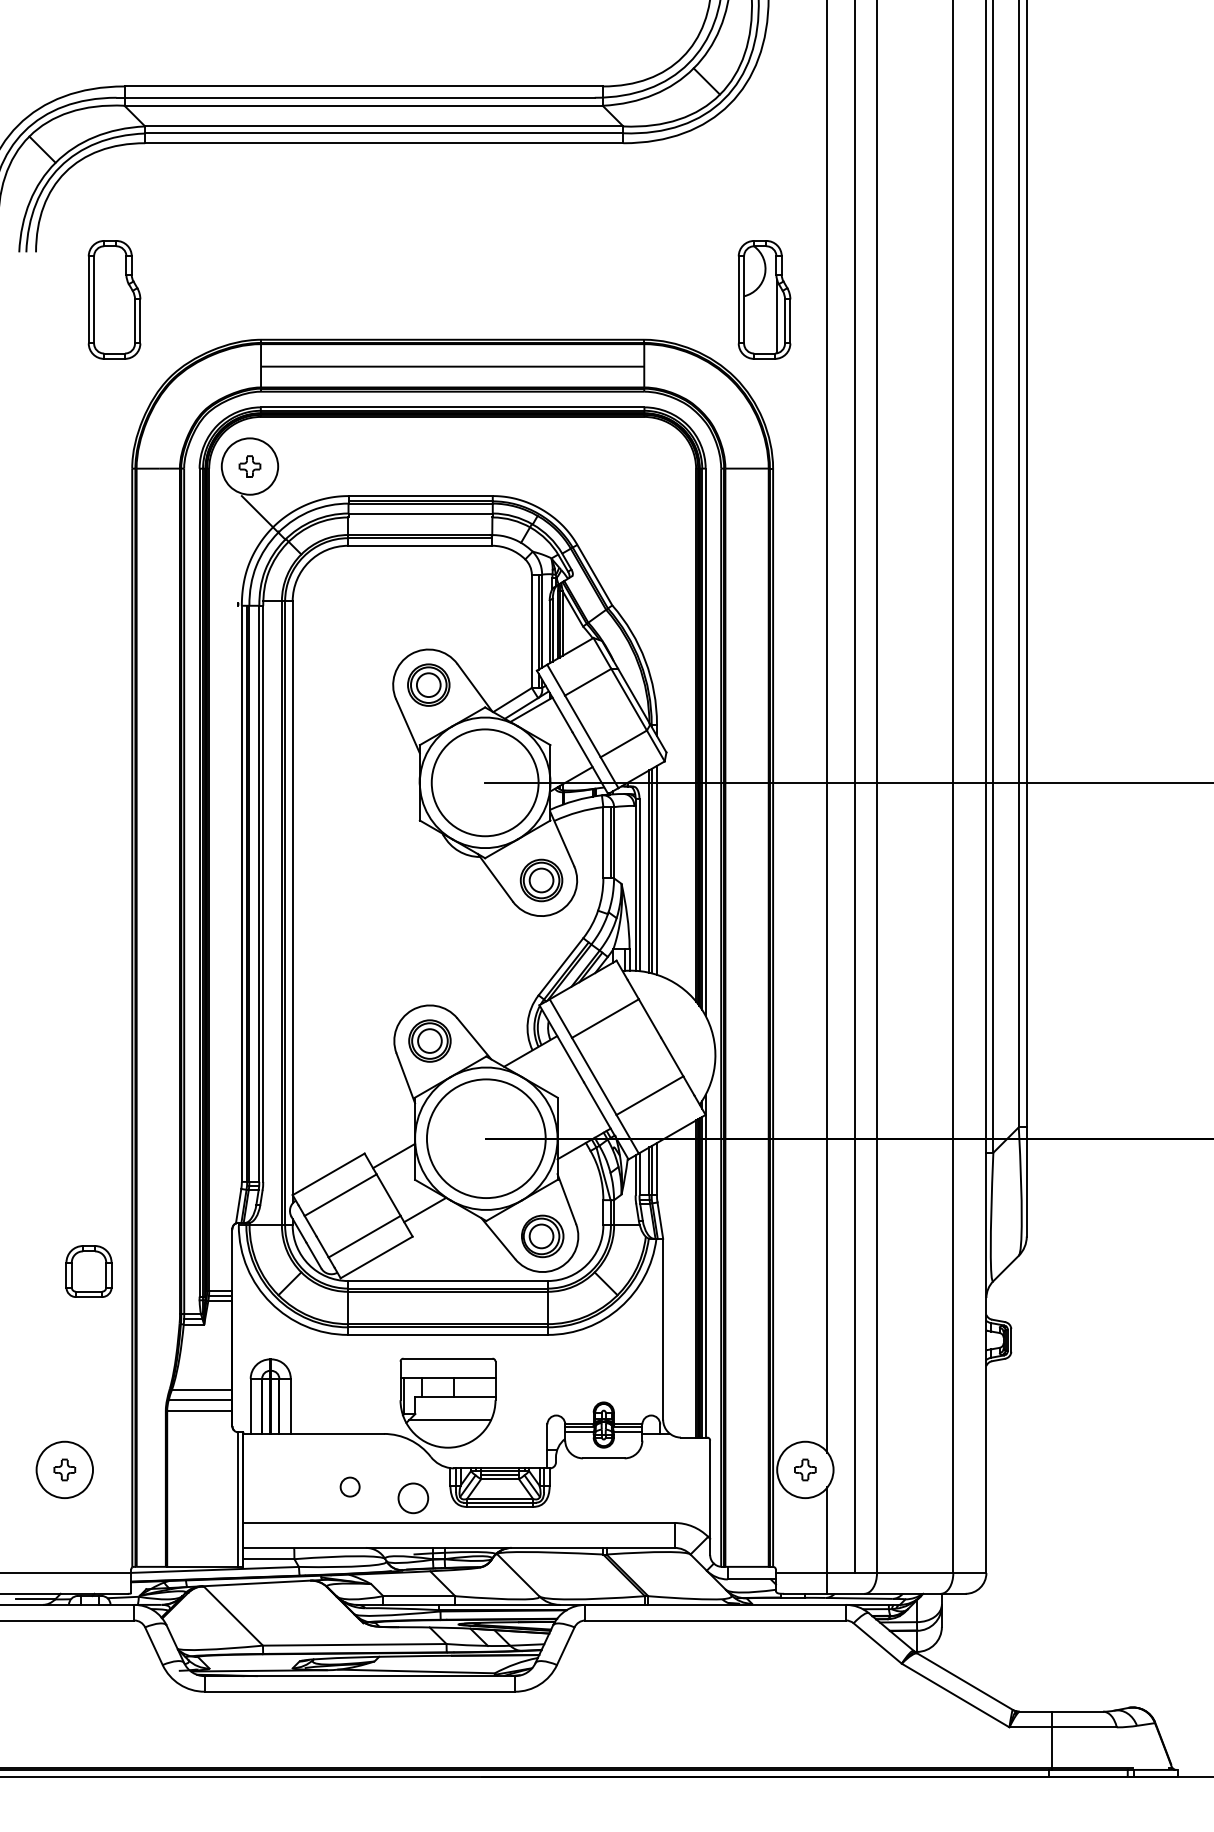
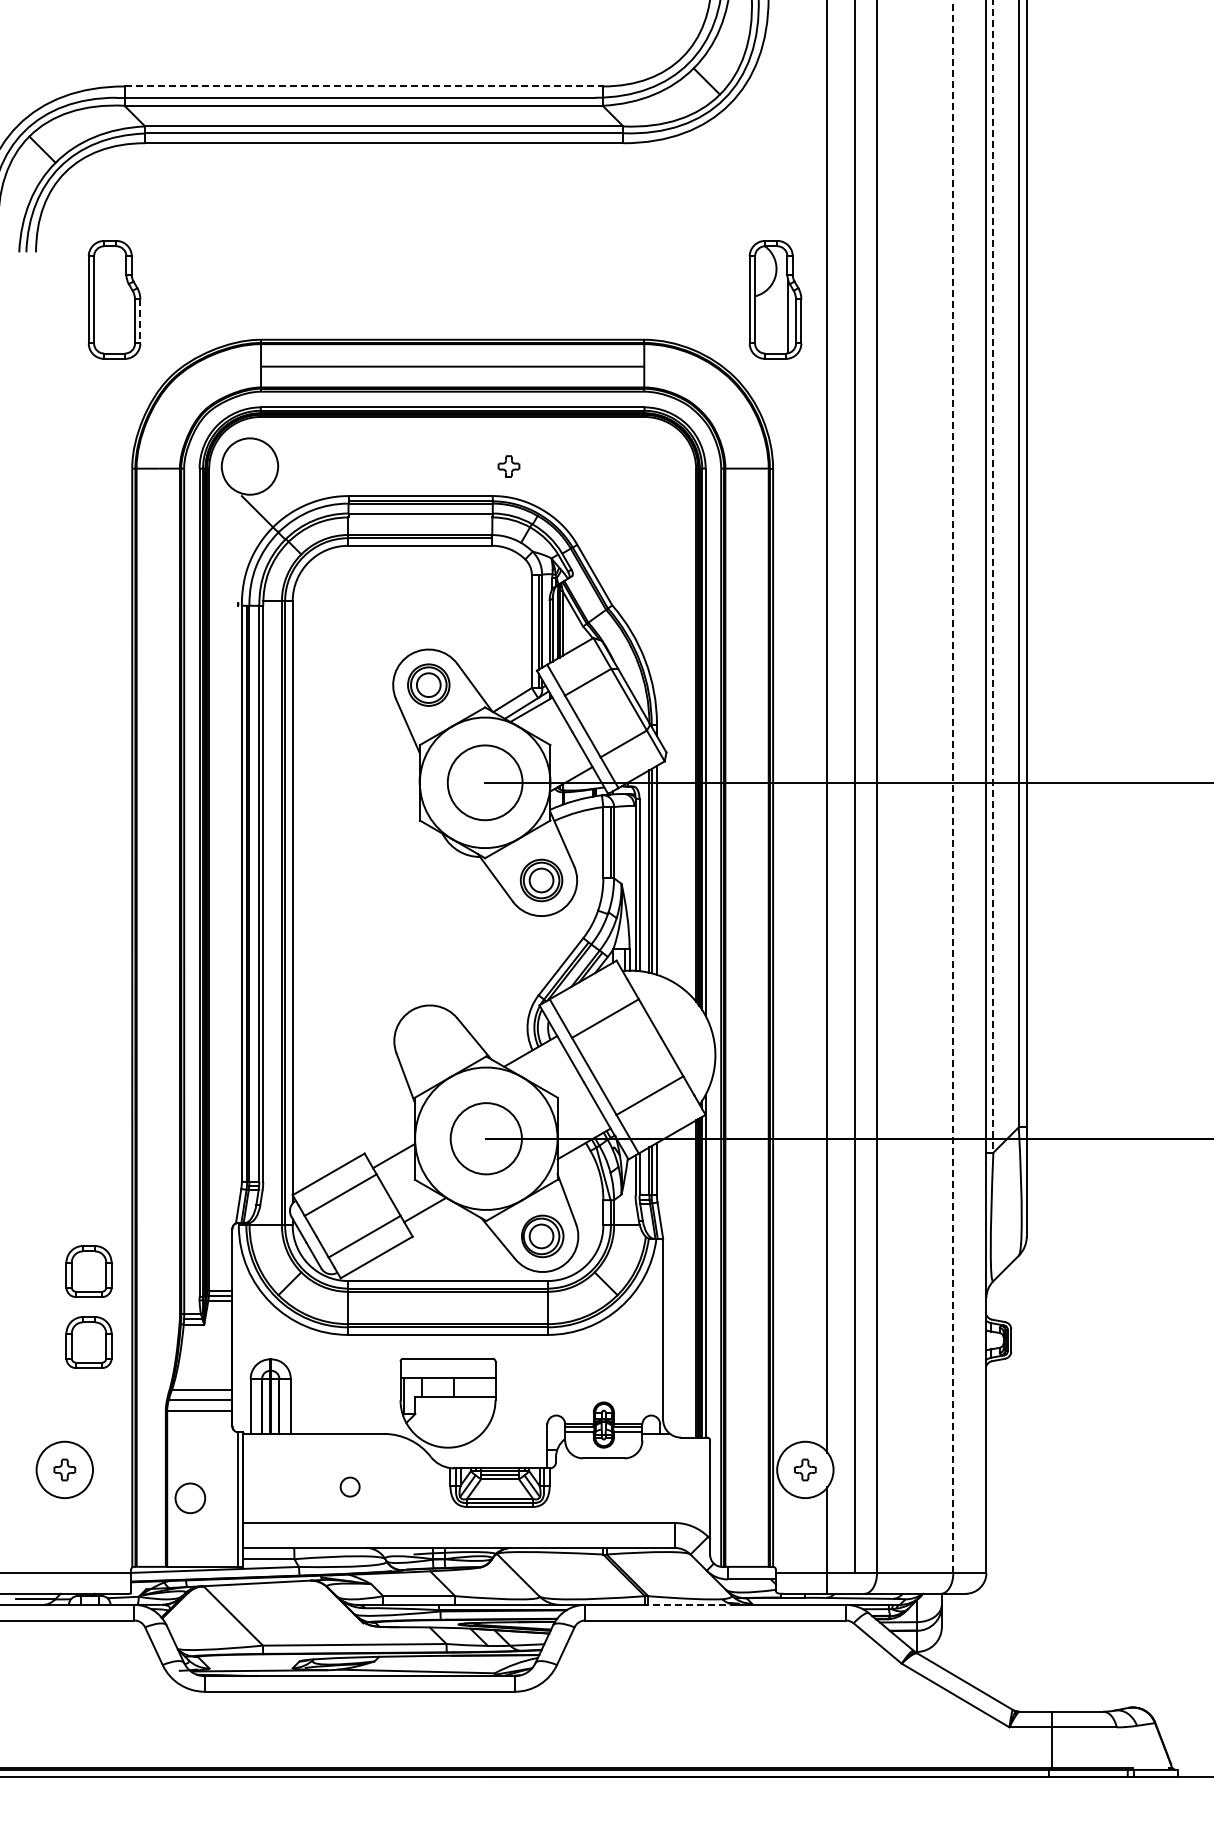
line: solid -> dashed (364, 86)
part position: (764, 299) -> (775, 299) (775, 299)
line: solid -> dashed (140, 321)
part position: (249, 466) -> (508, 466) (508, 466)
line: solid -> dashed (993, 576)
circle diameter: 107 px -> 75 px (484, 782)
line: solid -> dashed (953, 786)
part: present -> none (429, 1040)
circle diameter: 119 px -> 71 px (485, 1138)
part: none -> present (88, 1342)
line: present -> none (450, 1419)
circle position: (413, 1498) -> (190, 1498) (190, 1498)
line: solid -> dashed (692, 1604)
